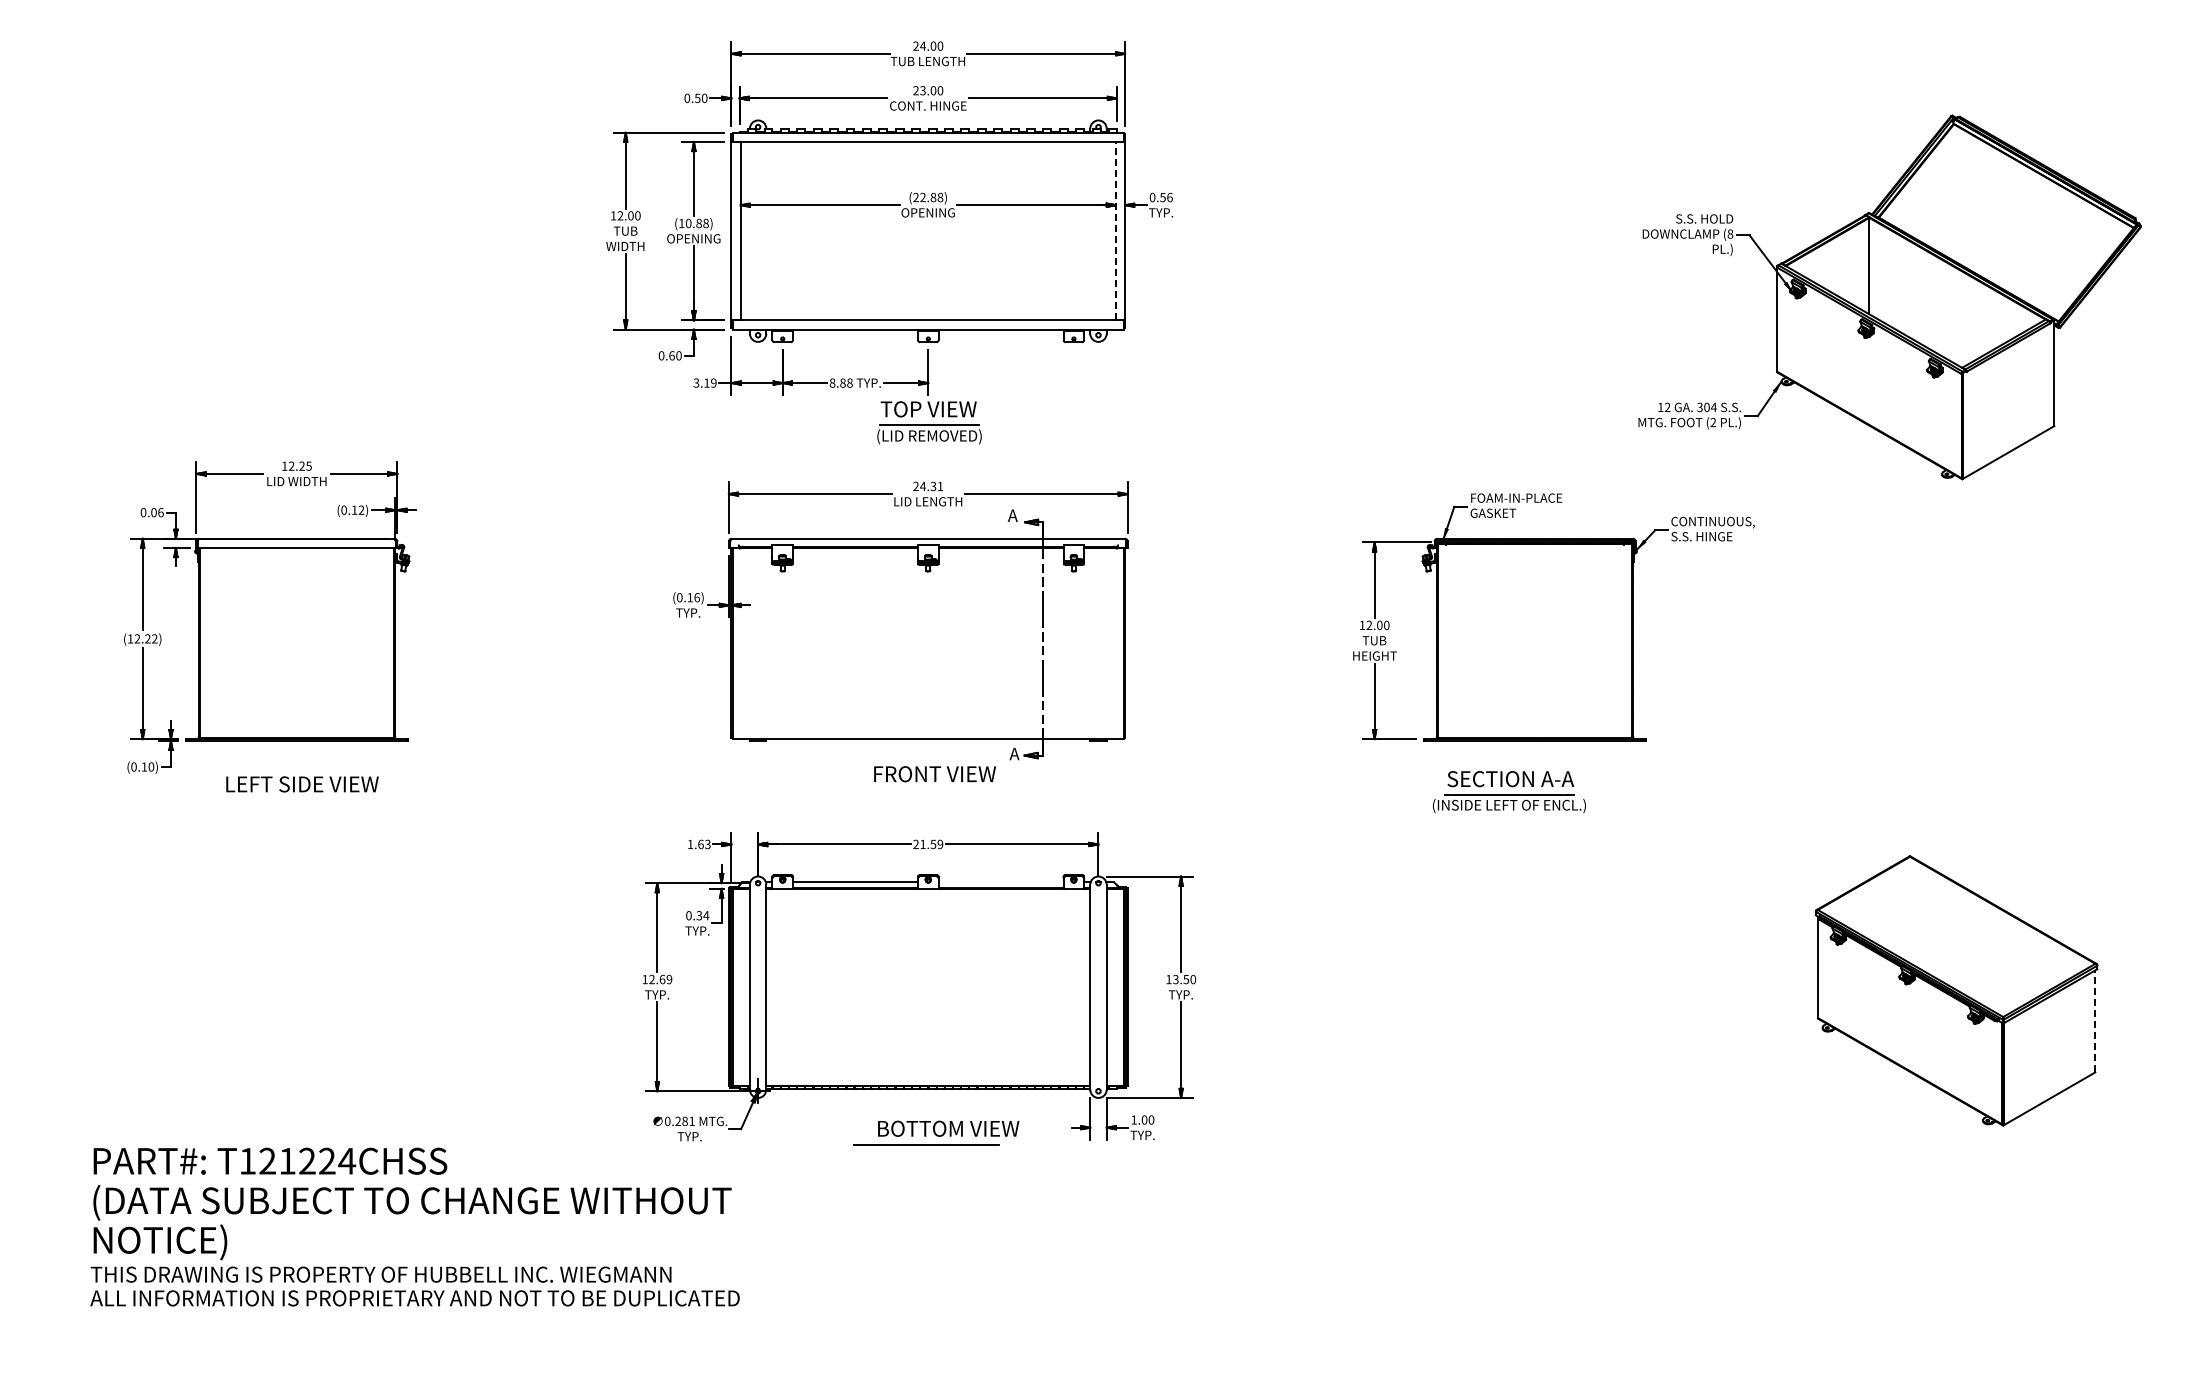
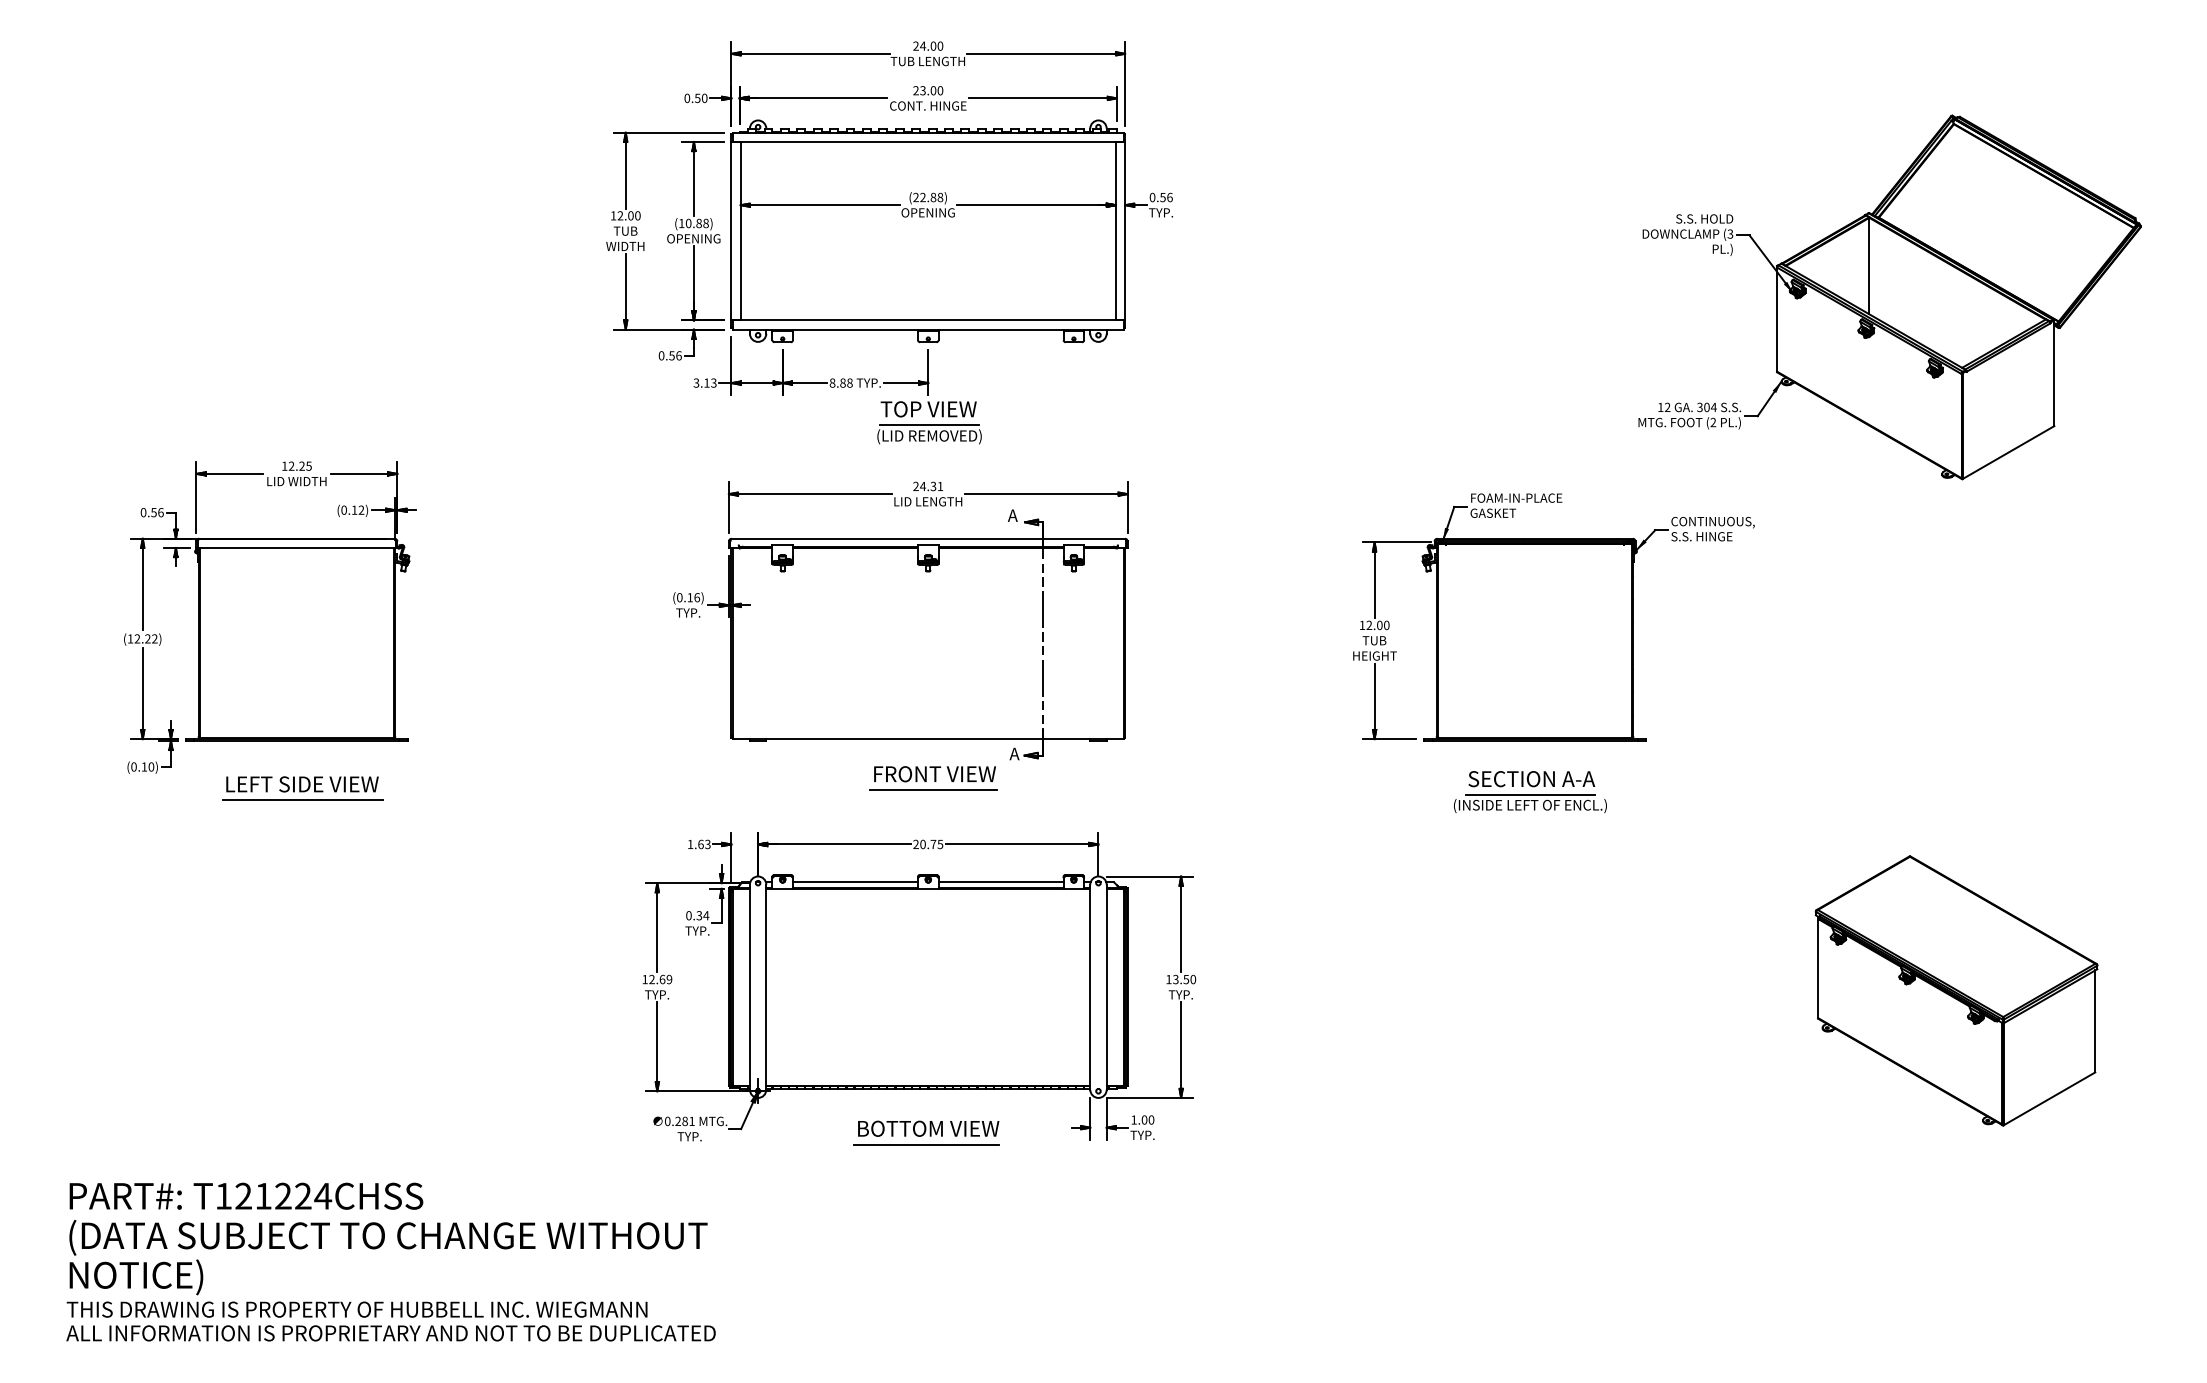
line: dashed -> solid (1115, 230)
text: (8 -> (3 (1730, 233)
text: 0.60 -> 0.56 (675, 355)
text: 3.19 -> 3.13 (713, 383)
text: 0.06 -> 0.56 (153, 512)
line: none -> present (933, 790)
part position: (1509, 792) -> (1530, 792) (1530, 792)
line: none -> present (302, 800)
text: 21.59 -> 20.75 (931, 844)
line: none -> present (1000, 882)
line: dashed -> solid (2095, 1020)
text position: (948, 1128) -> (928, 1128) (928, 1128)
text position: (414, 1226) -> (390, 1261) (390, 1261)
